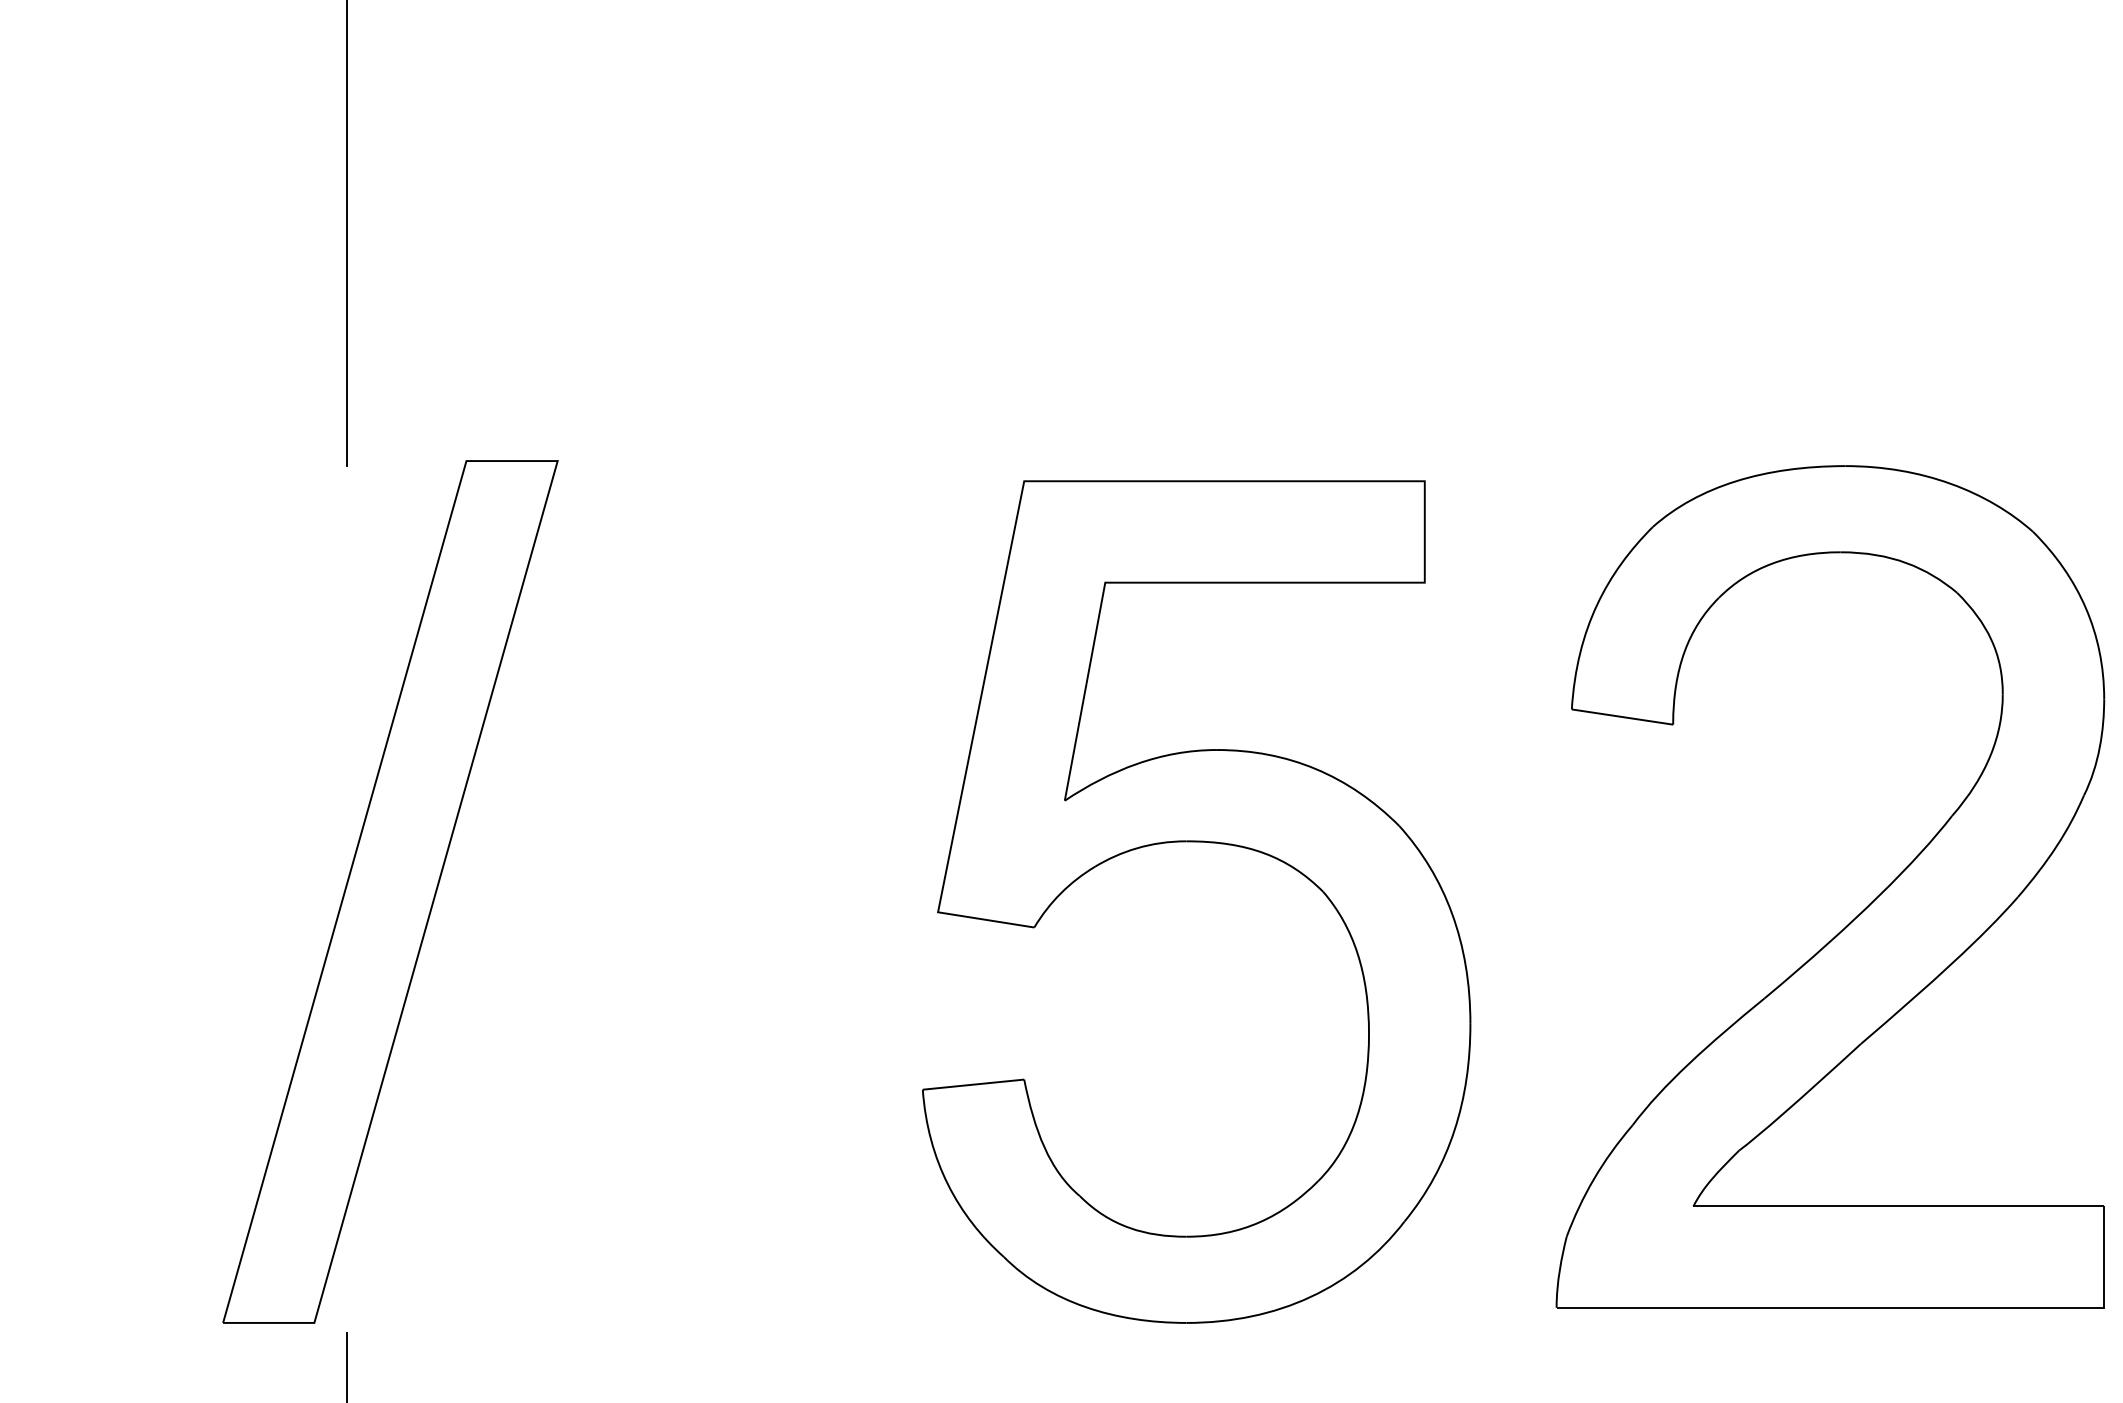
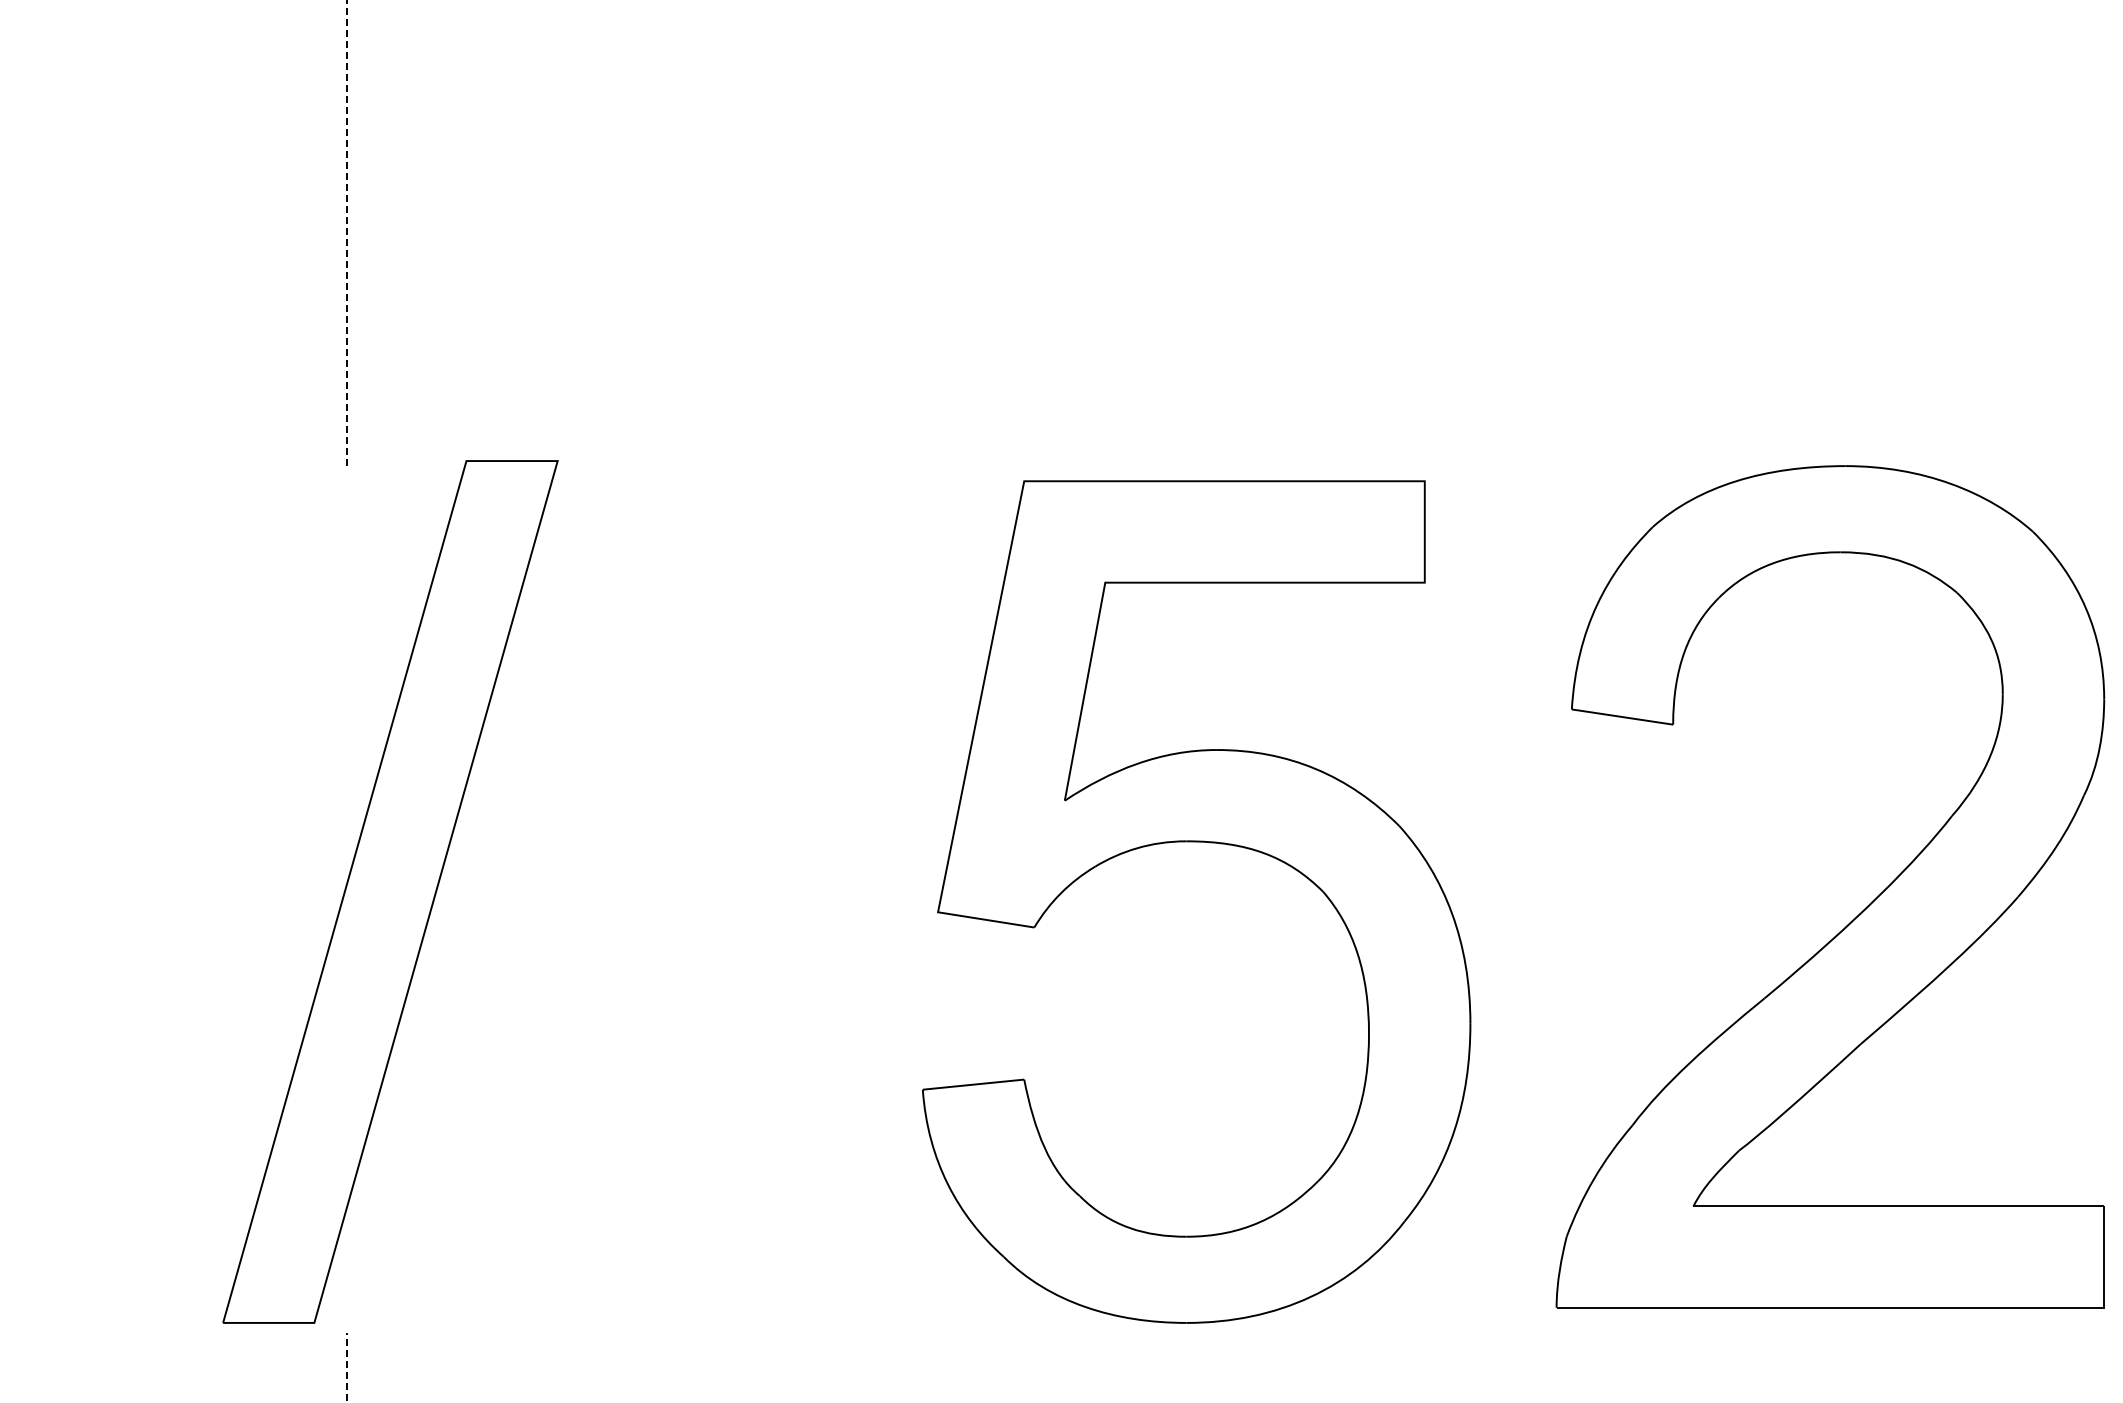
line: solid -> dashed (347, 233)
line: solid -> dashed (347, 1367)
